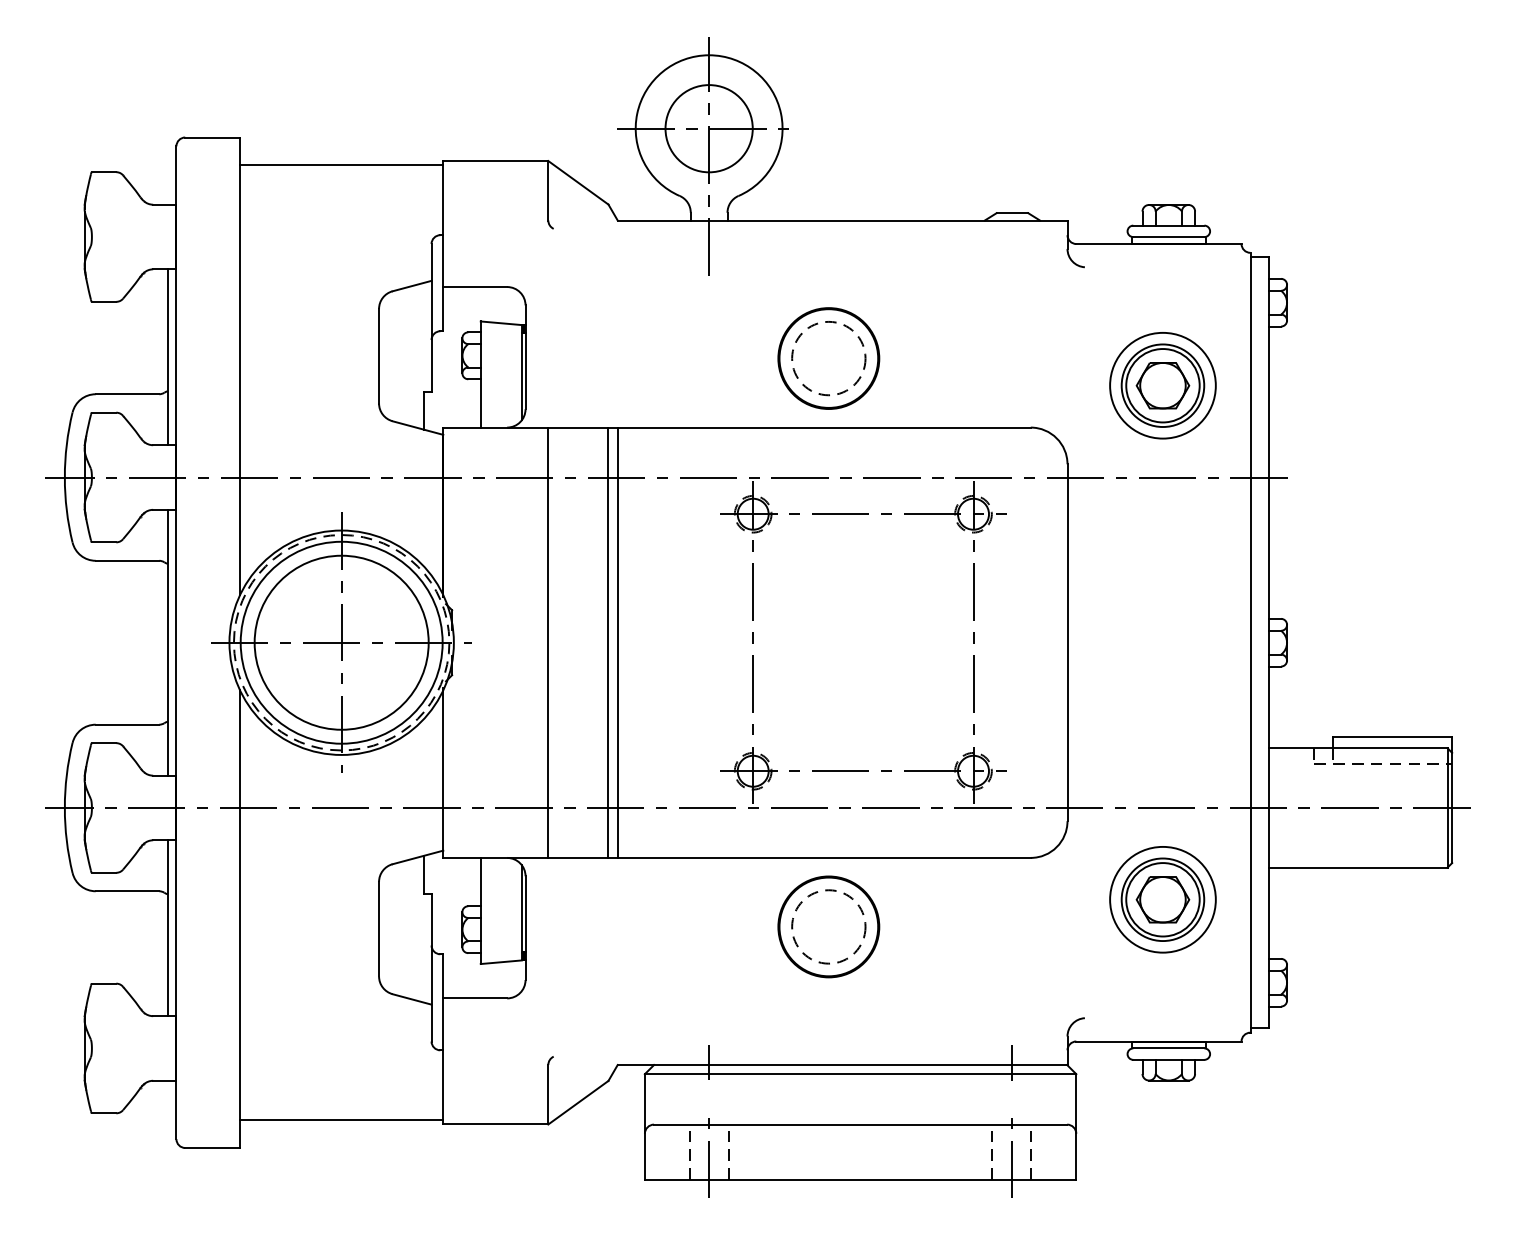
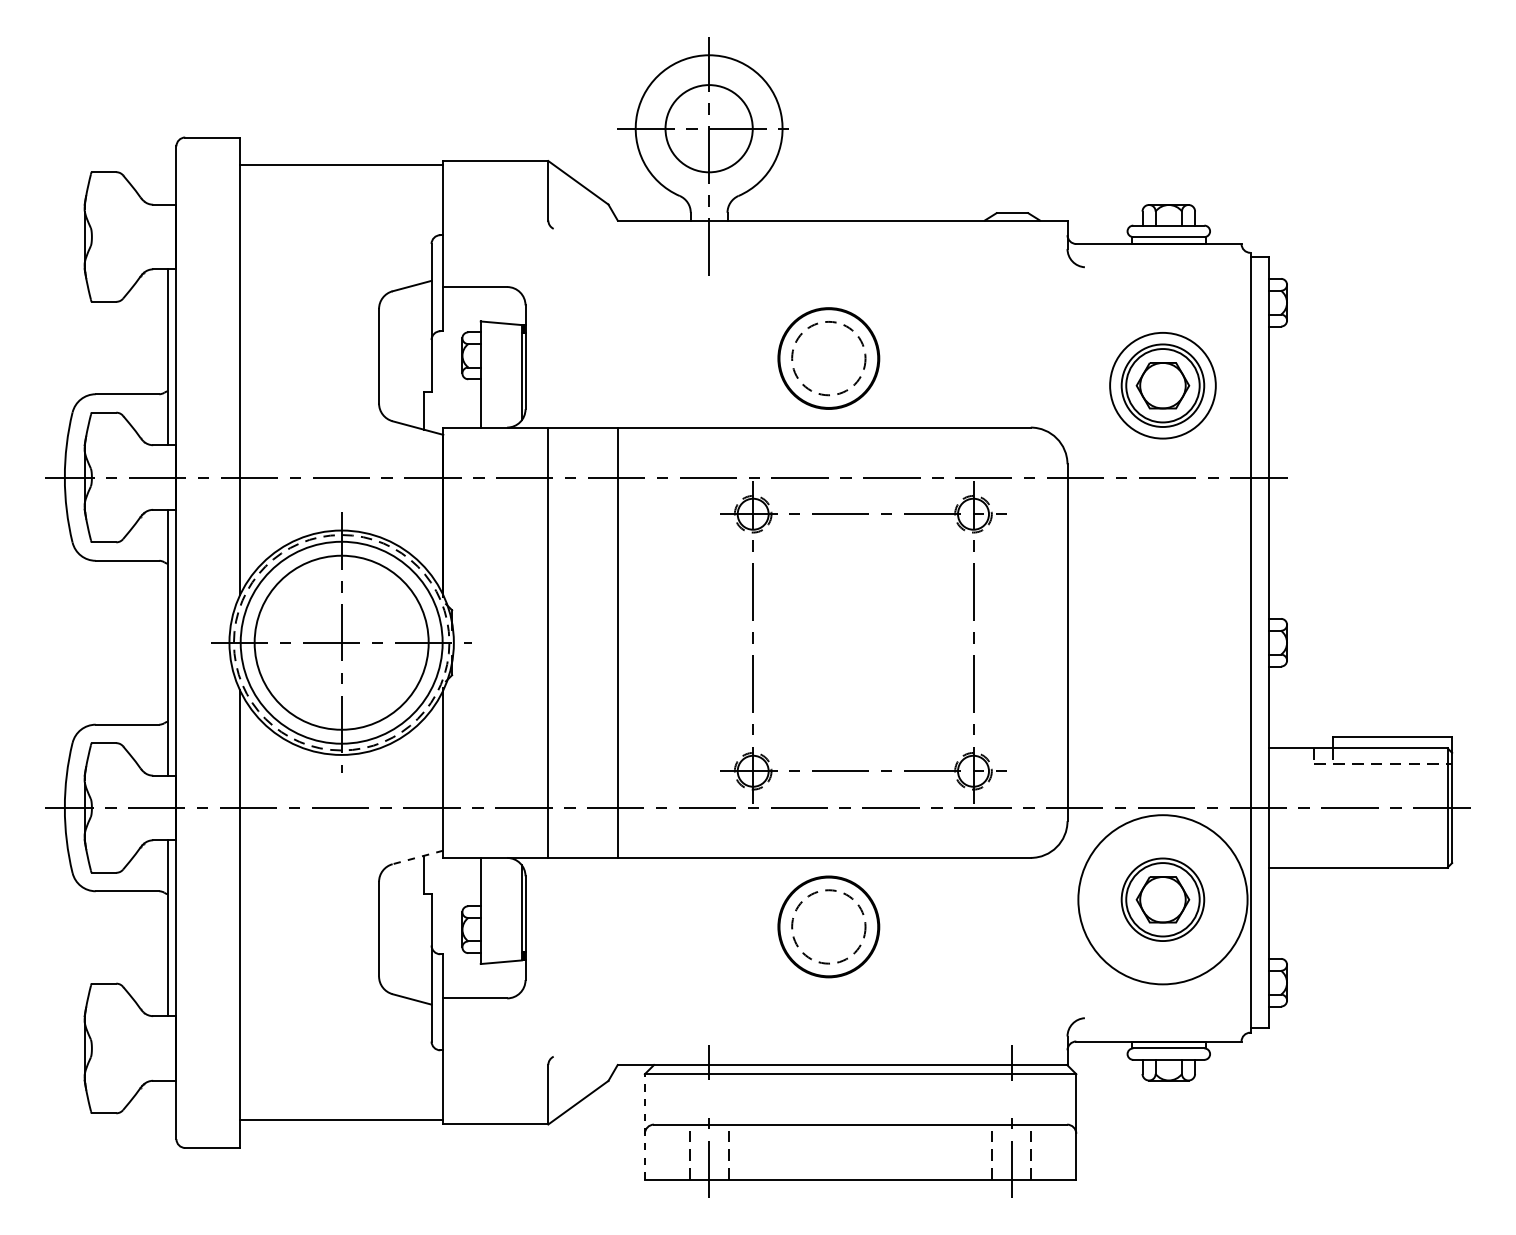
line: present -> none (608, 642)
line: solid -> dashed (417, 857)
circle diameter: 106 px -> 169 px (1162, 899)
line: solid -> dashed (644, 1126)
